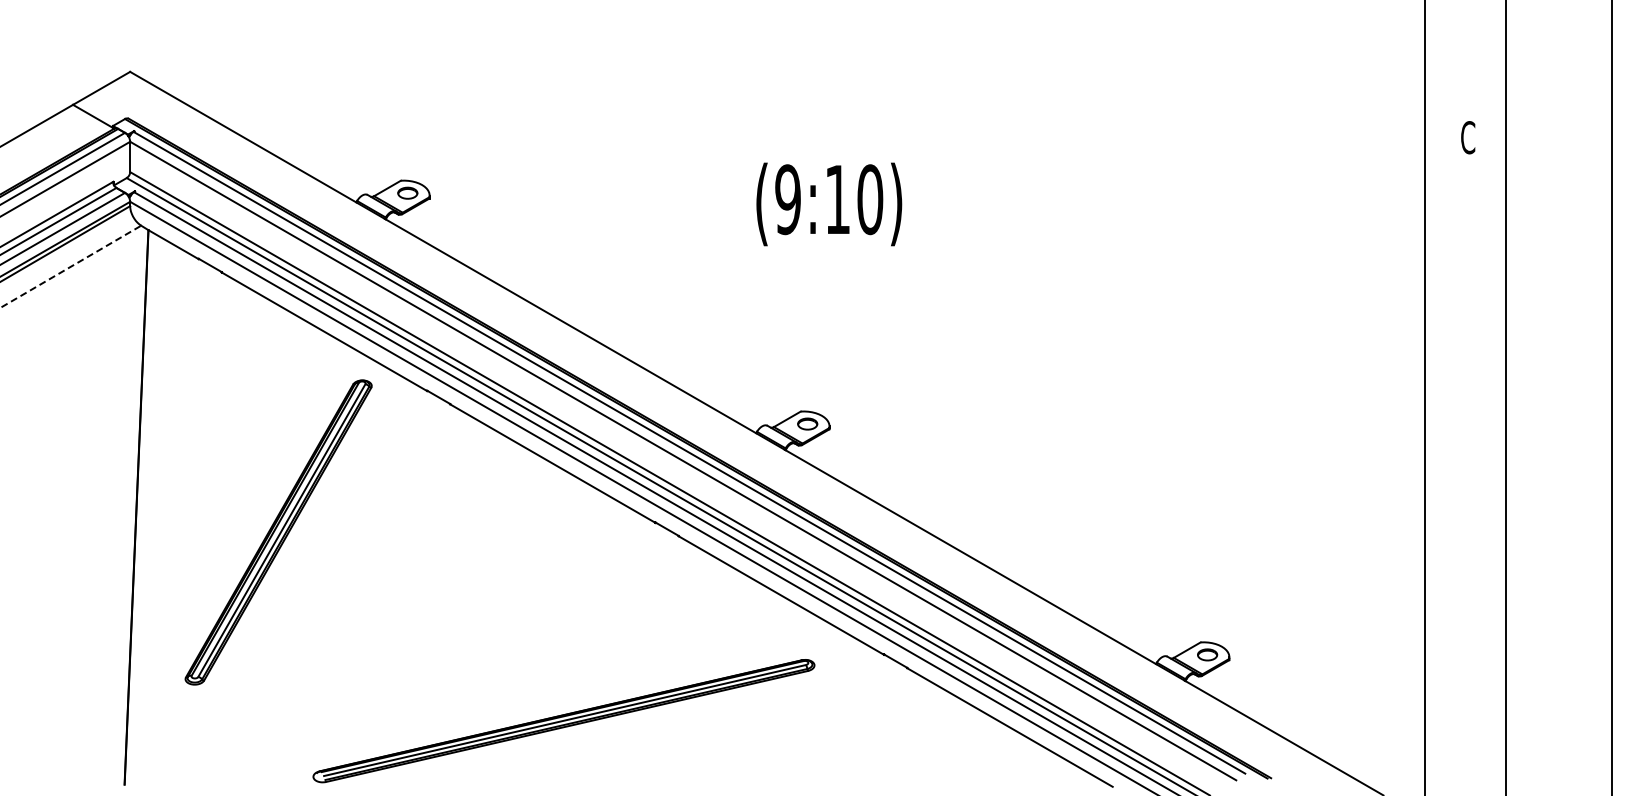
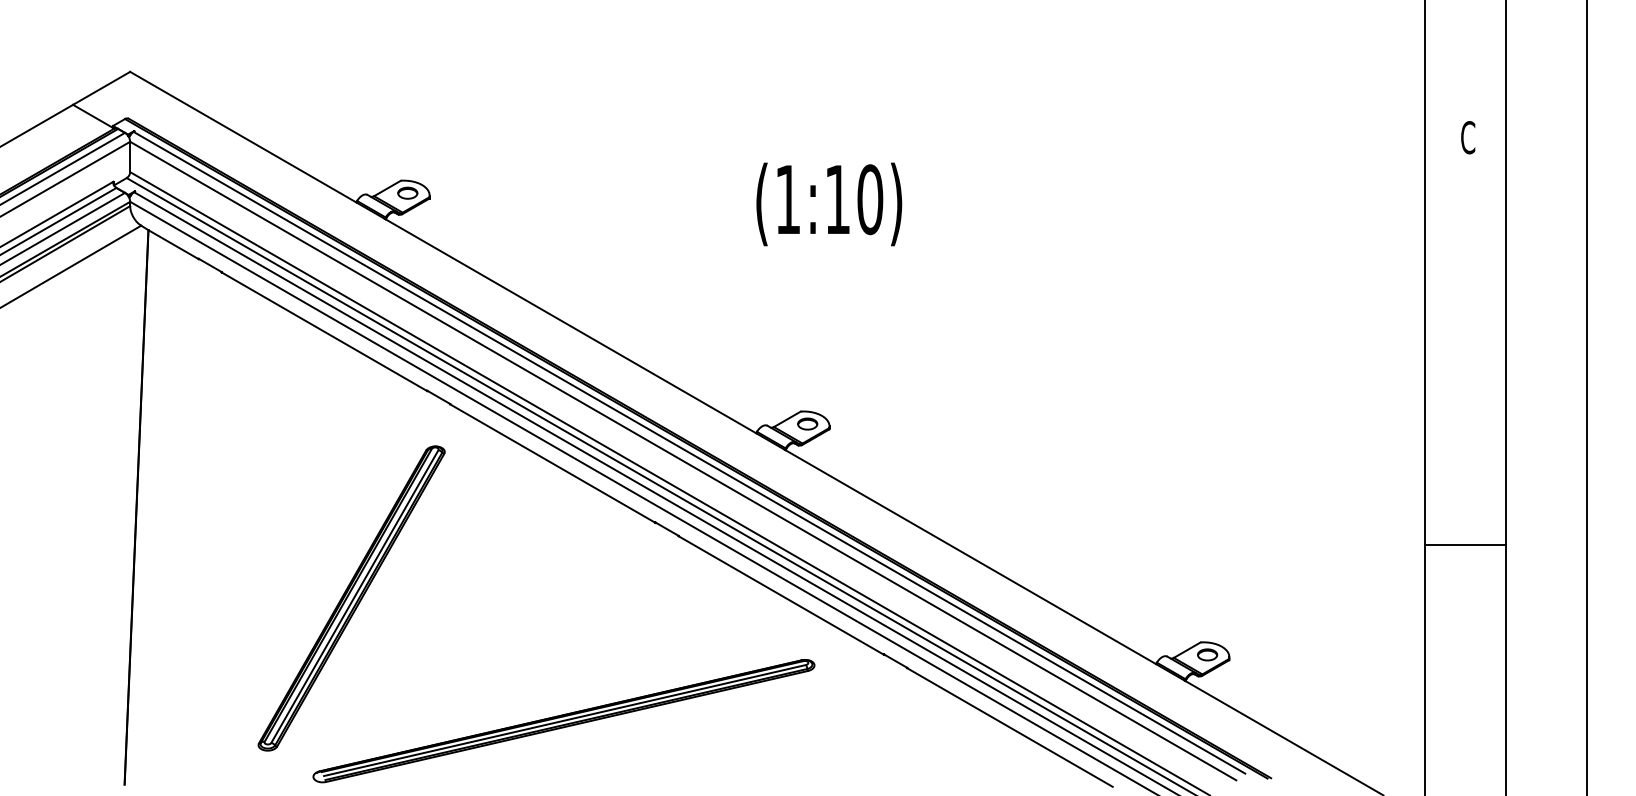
text: (9:10) -> (1:10) (787, 199)
line: dashed -> solid (71, 266)
line position: (1611, 397) -> (1586, 397) (1586, 397)
part position: (278, 532) -> (351, 598) (351, 598)
line: none -> present (1465, 545)
